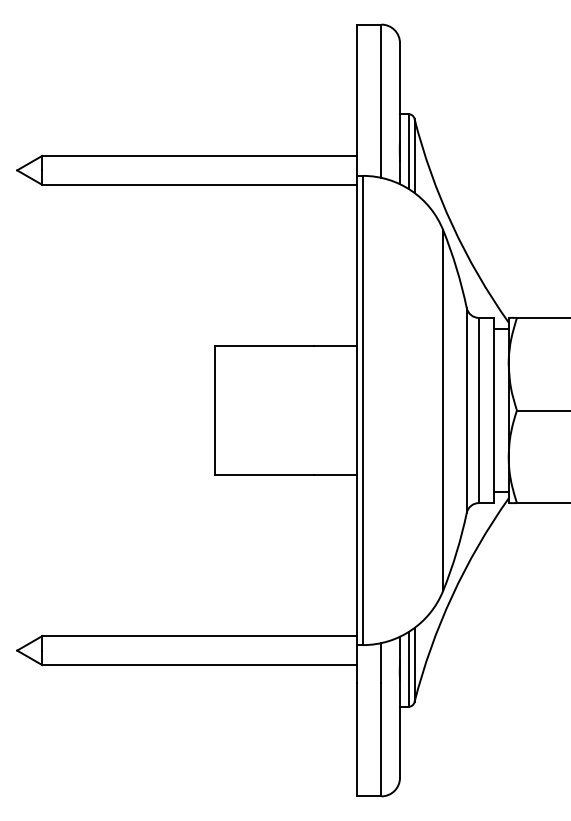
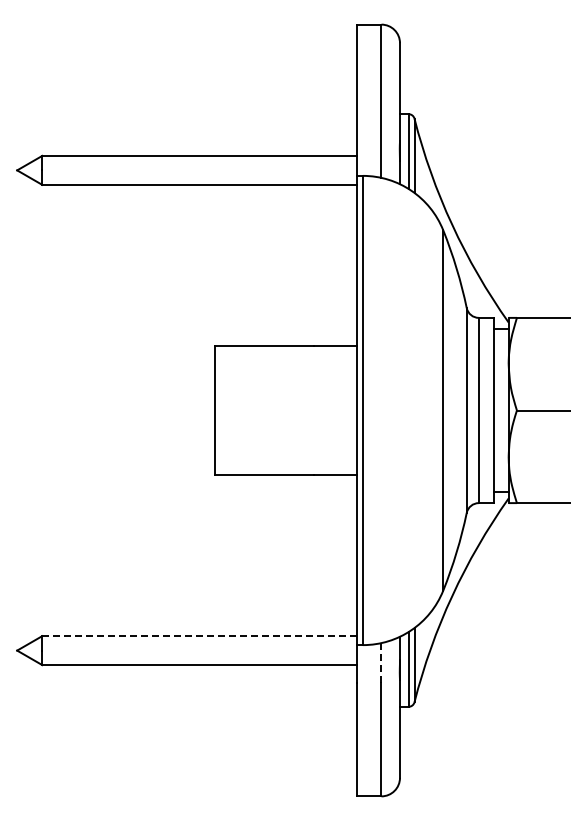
line: solid -> dashed (199, 636)
line: solid -> dashed (381, 662)
